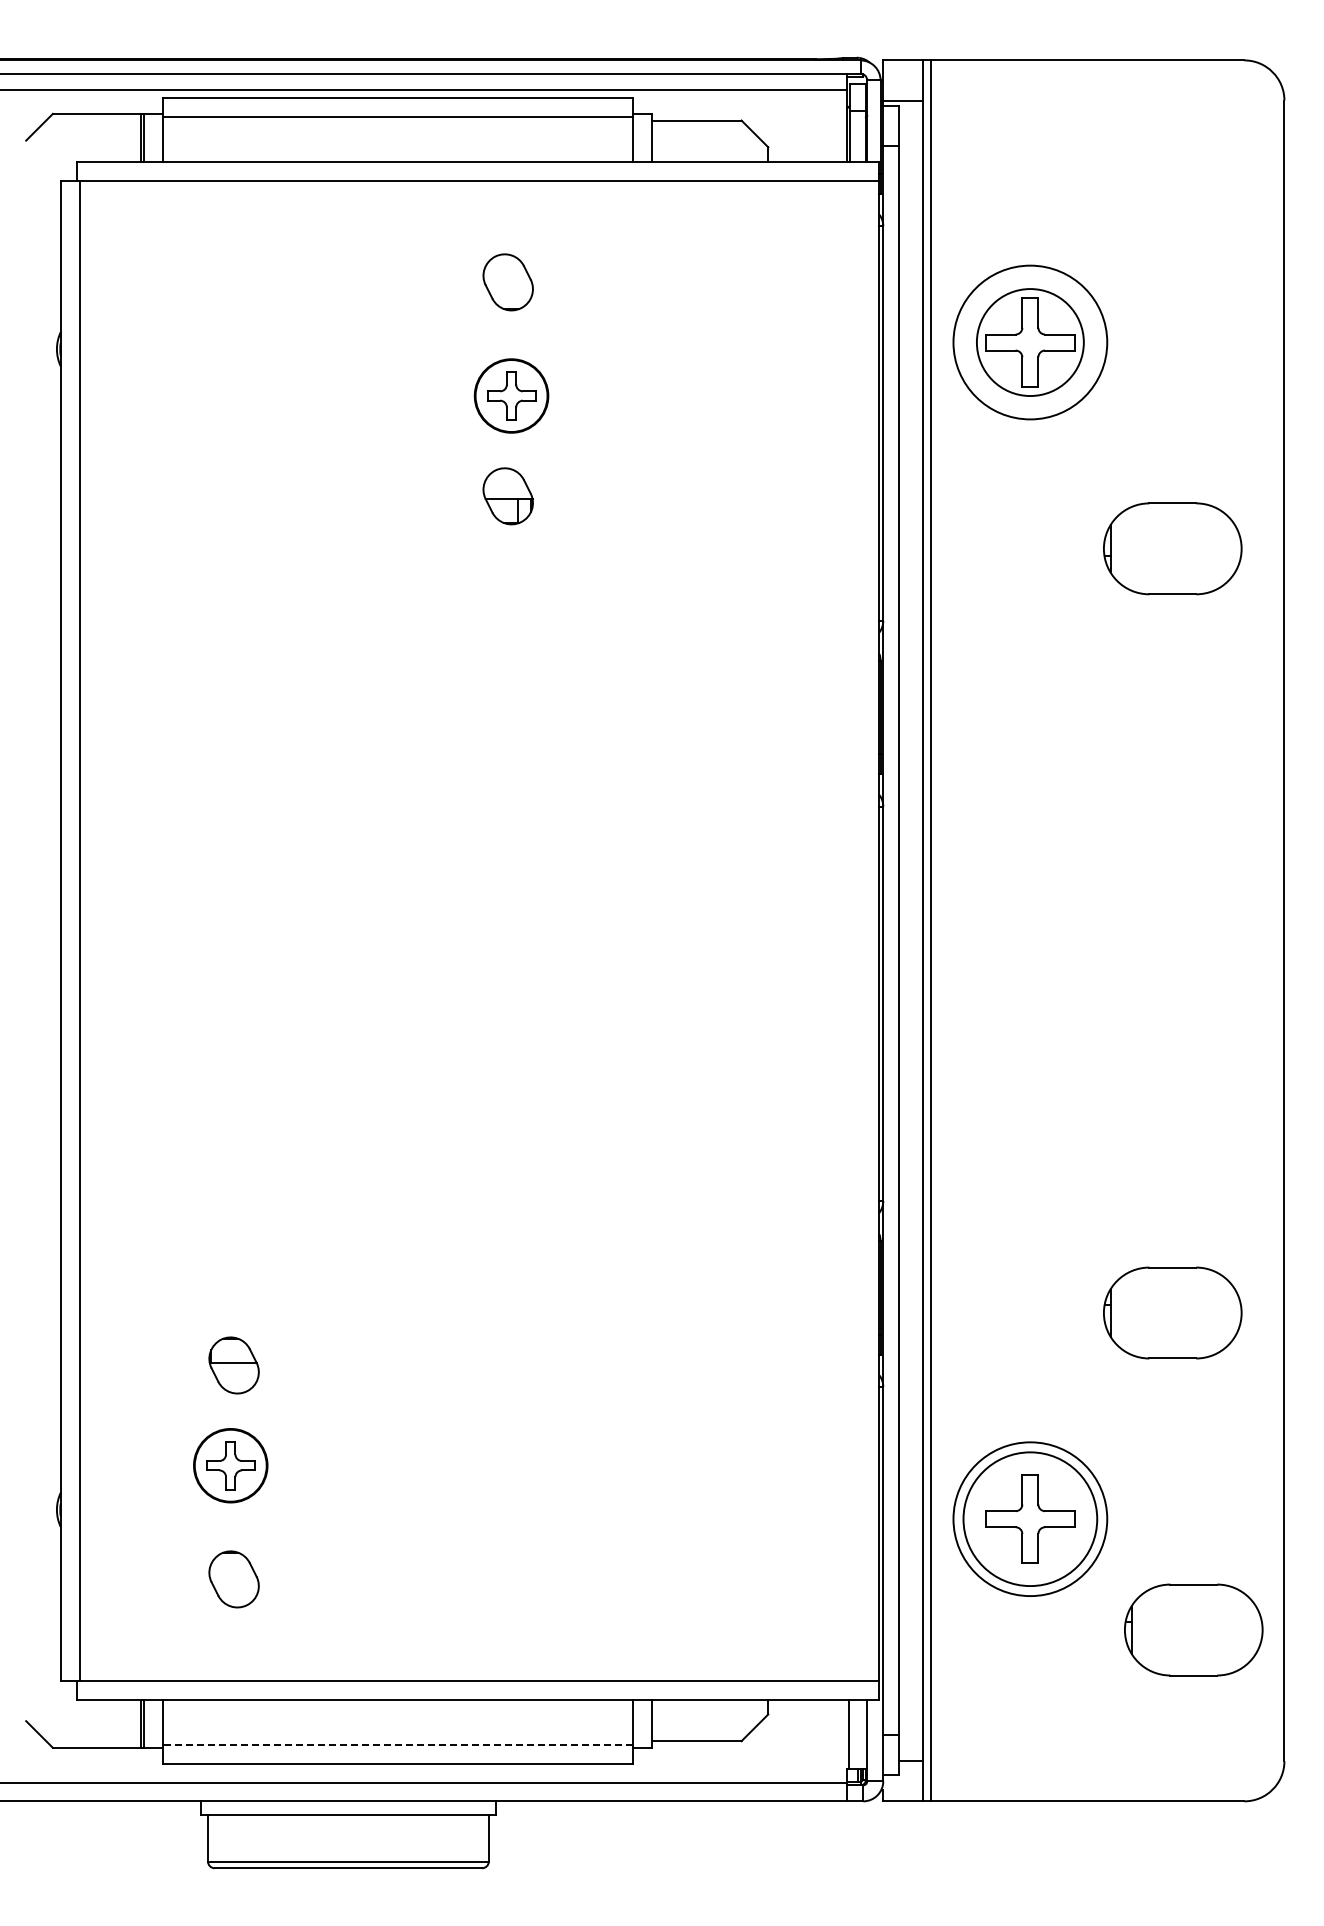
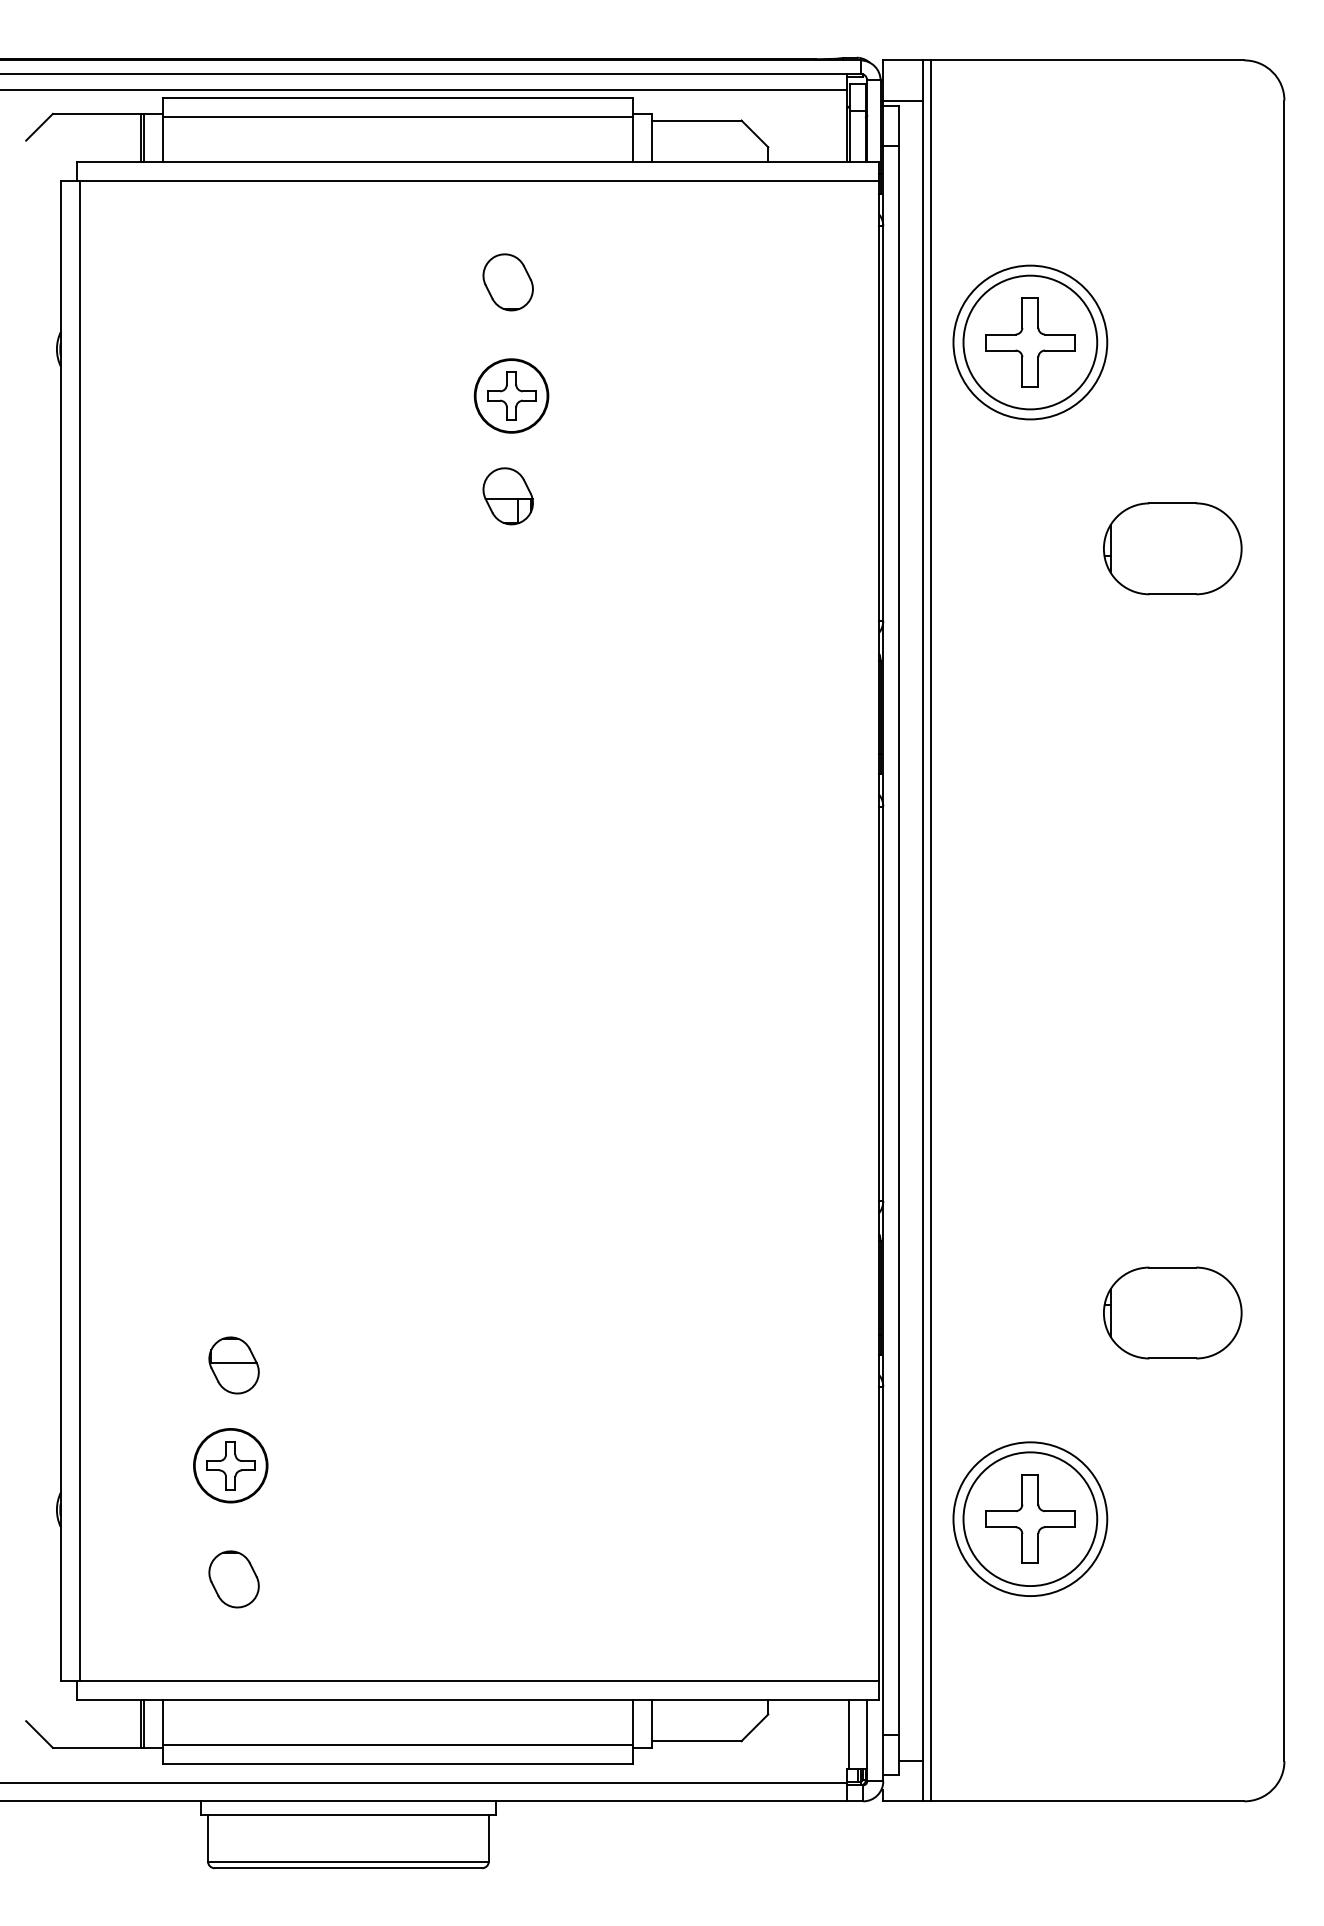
circle diameter: 107 px -> 134 px (1030, 342)
part: present -> none (1193, 1629)
line: dashed -> solid (397, 1745)
